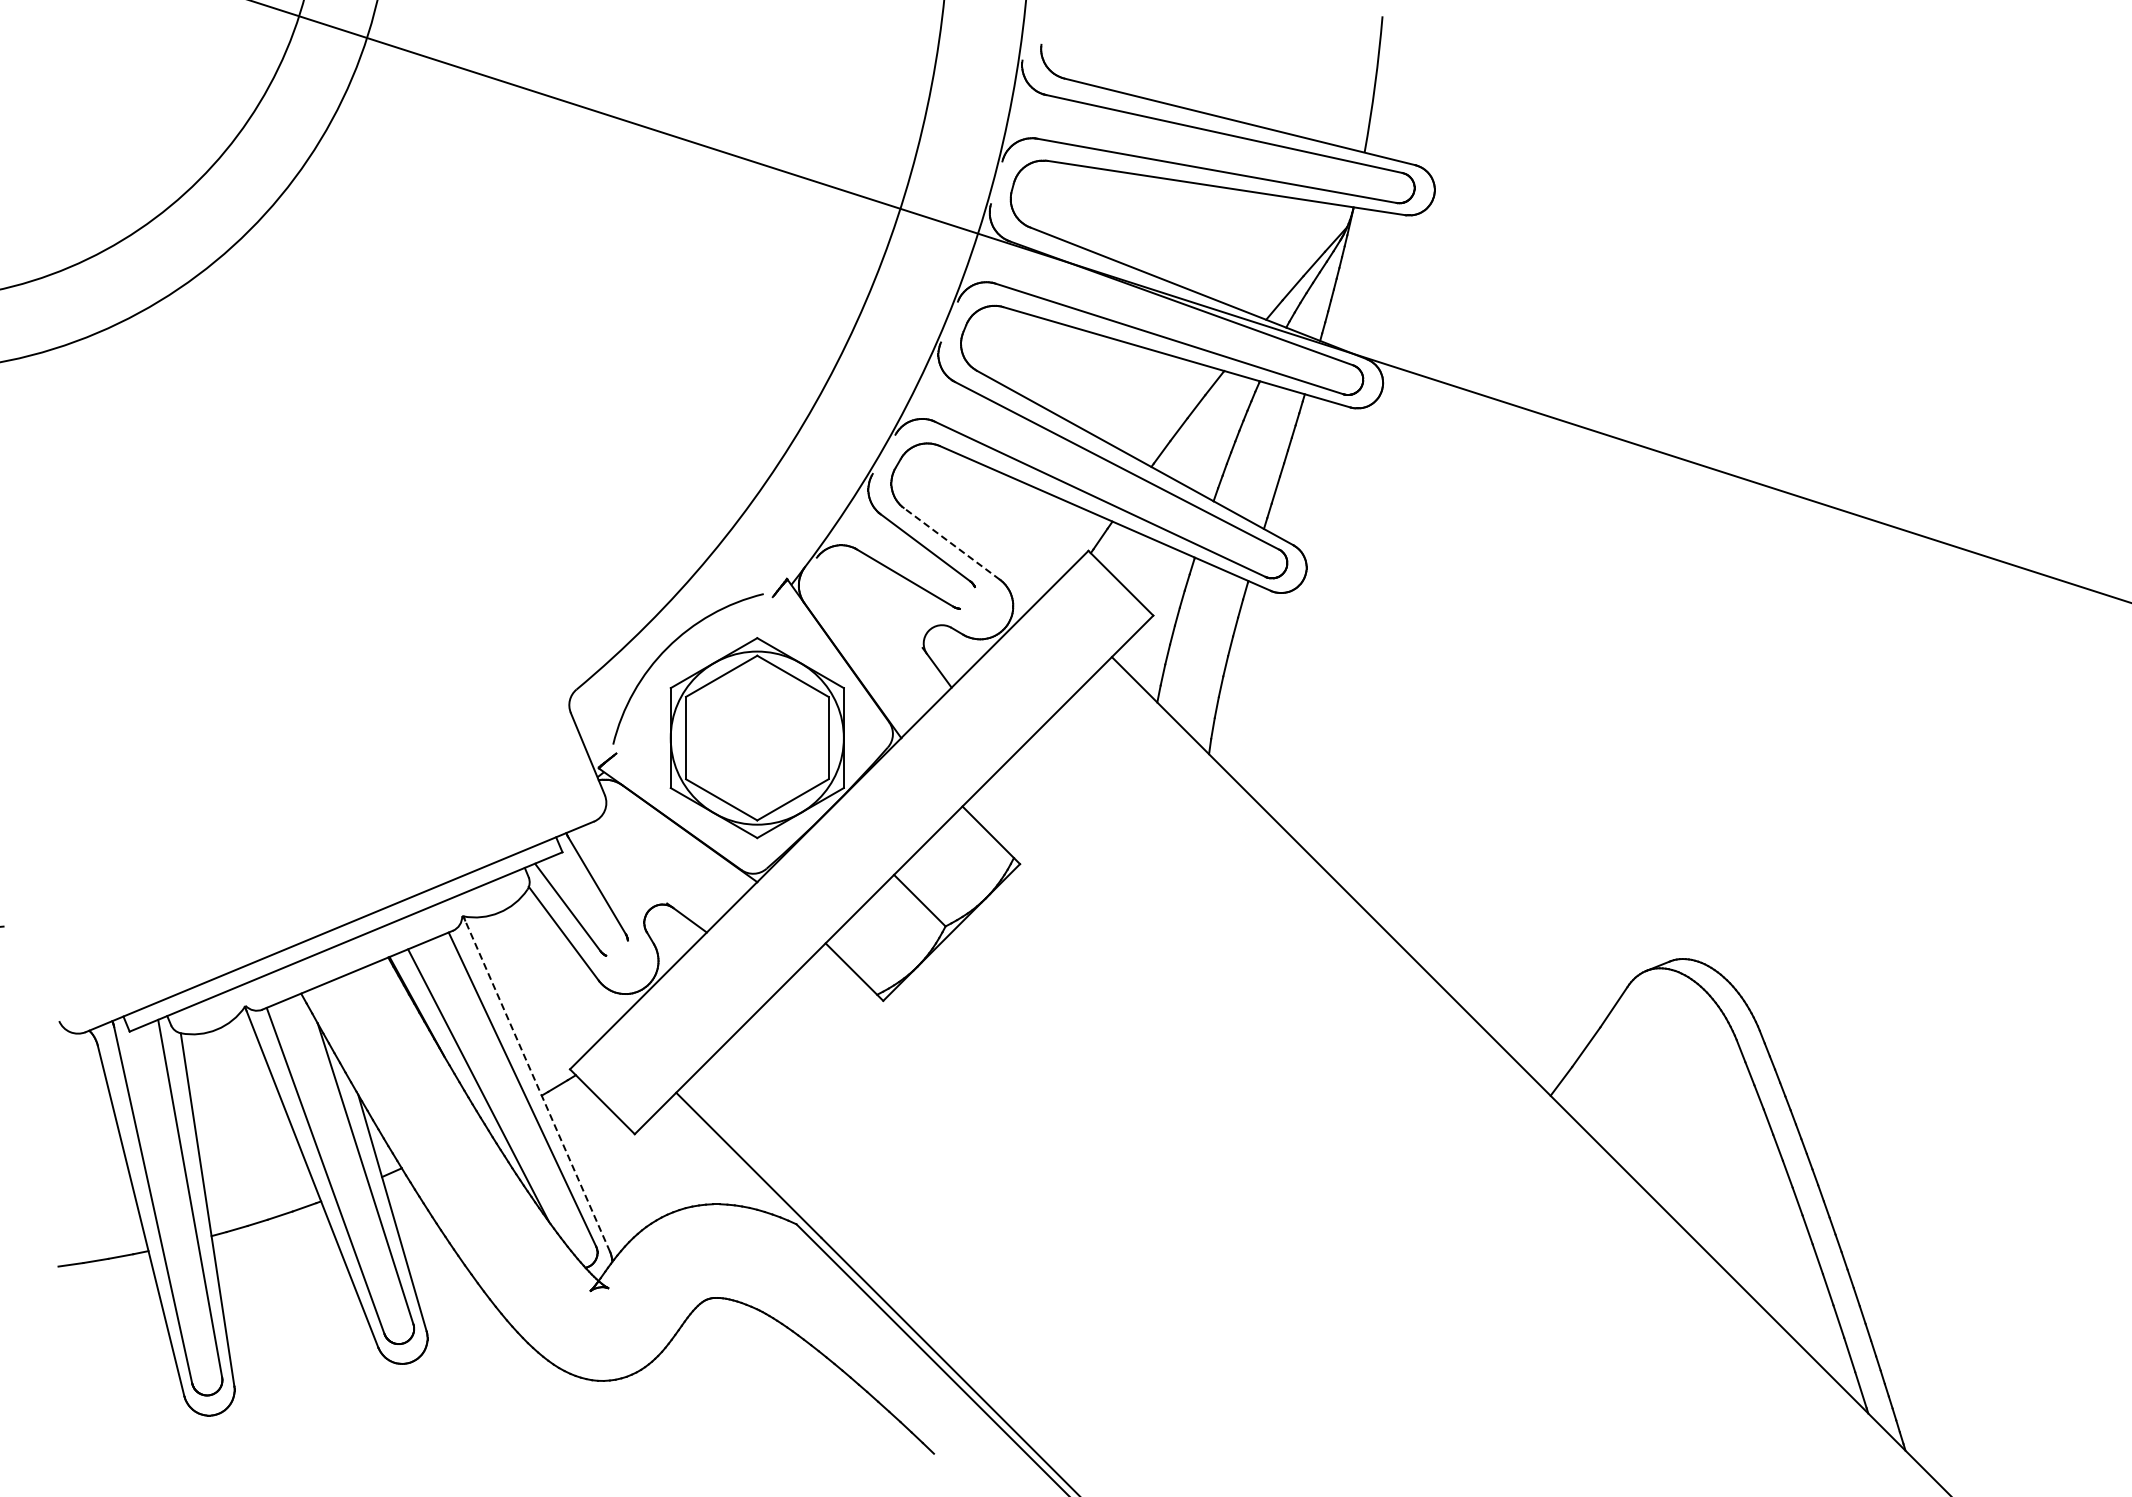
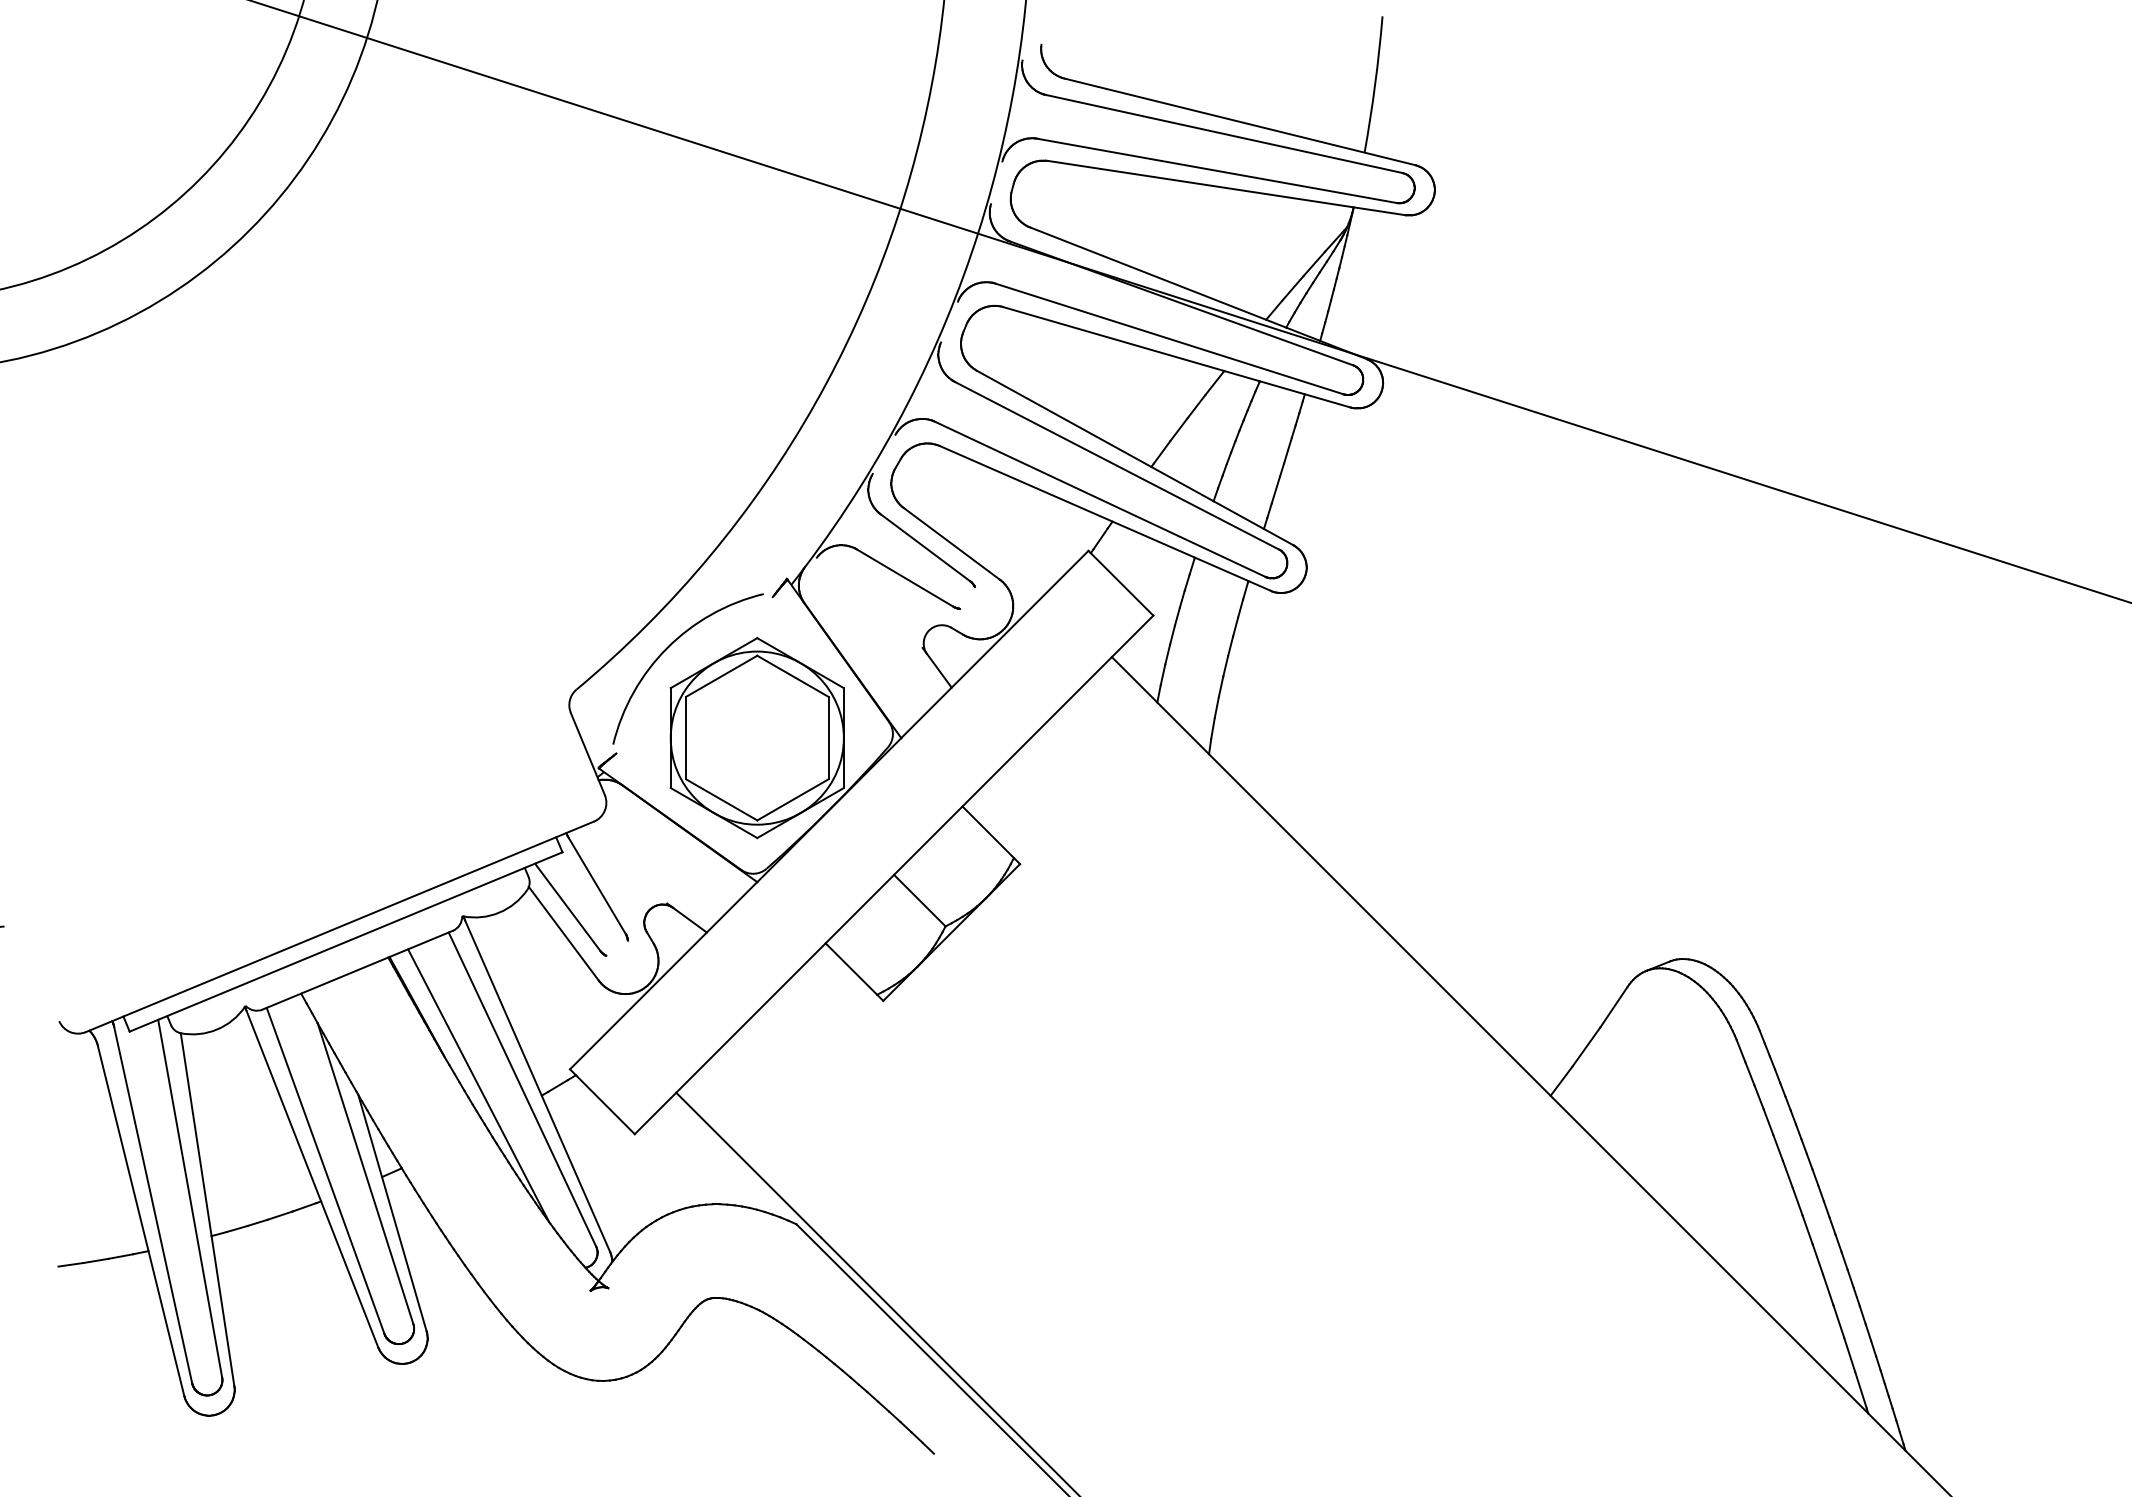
line: dashed -> solid (951, 543)
line: dashed -> solid (537, 1086)
